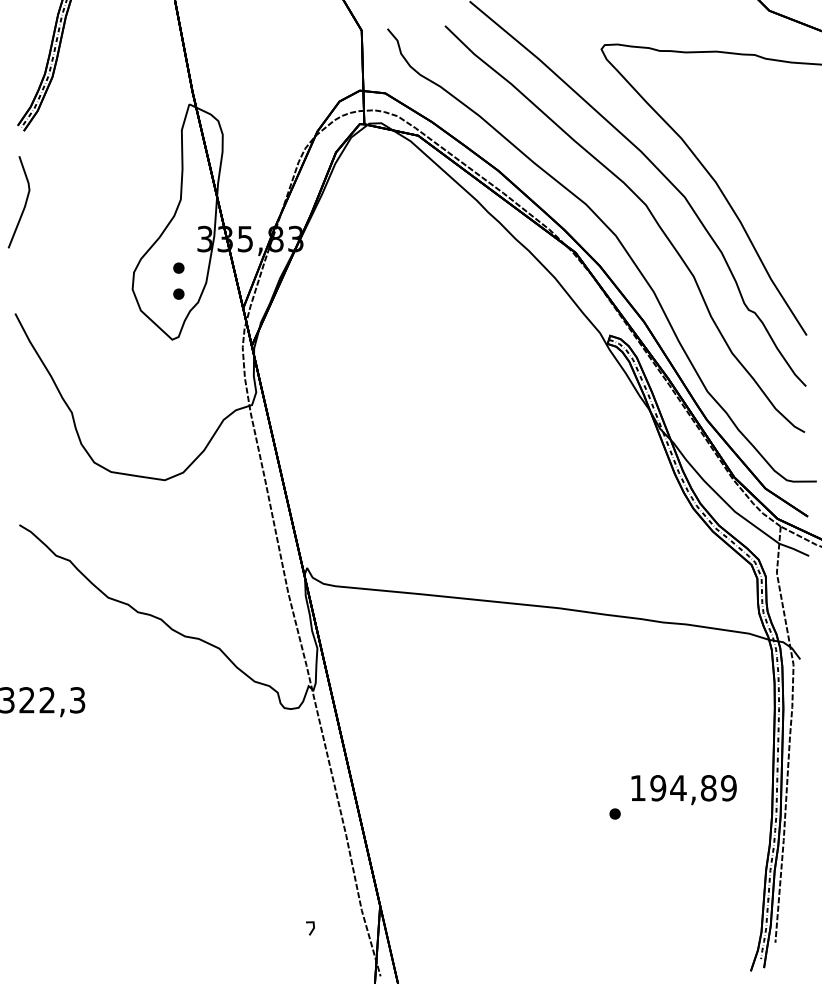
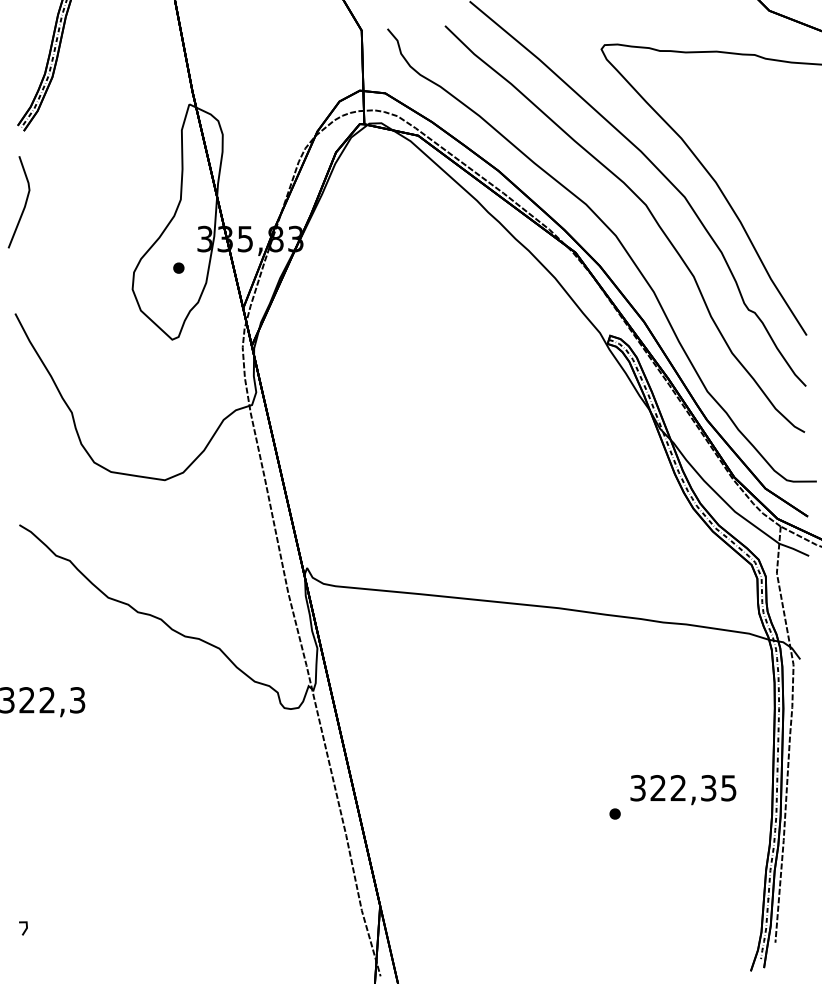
part: present -> none (178, 293)
text: 194,89 -> 322,35 (683, 788)
line position: (312, 928) -> (25, 928) (25, 928)
